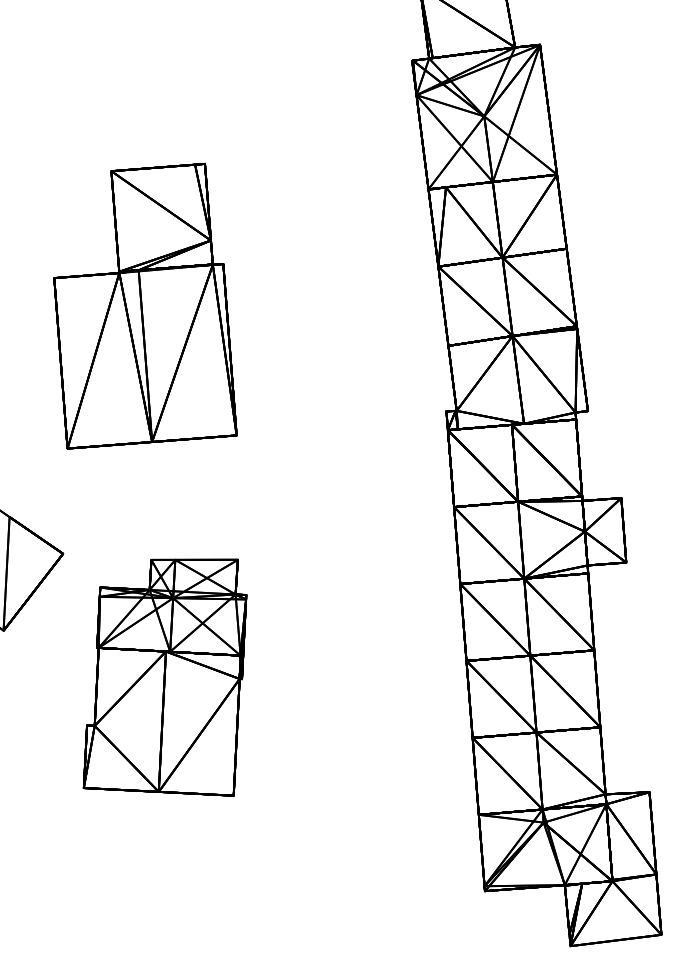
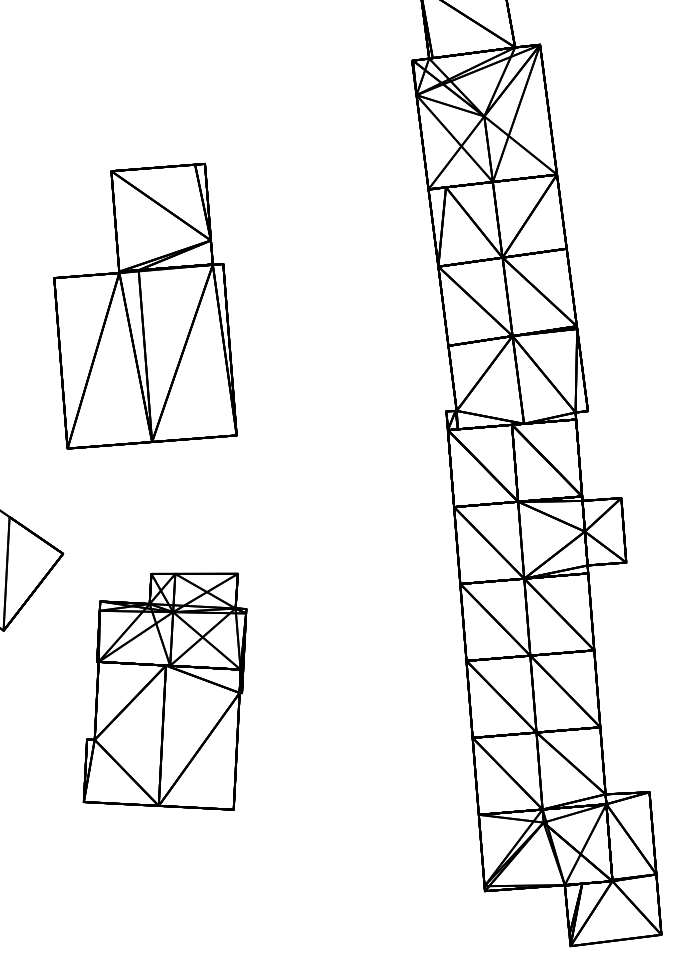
part position: (164, 677) -> (164, 691) (164, 691)
